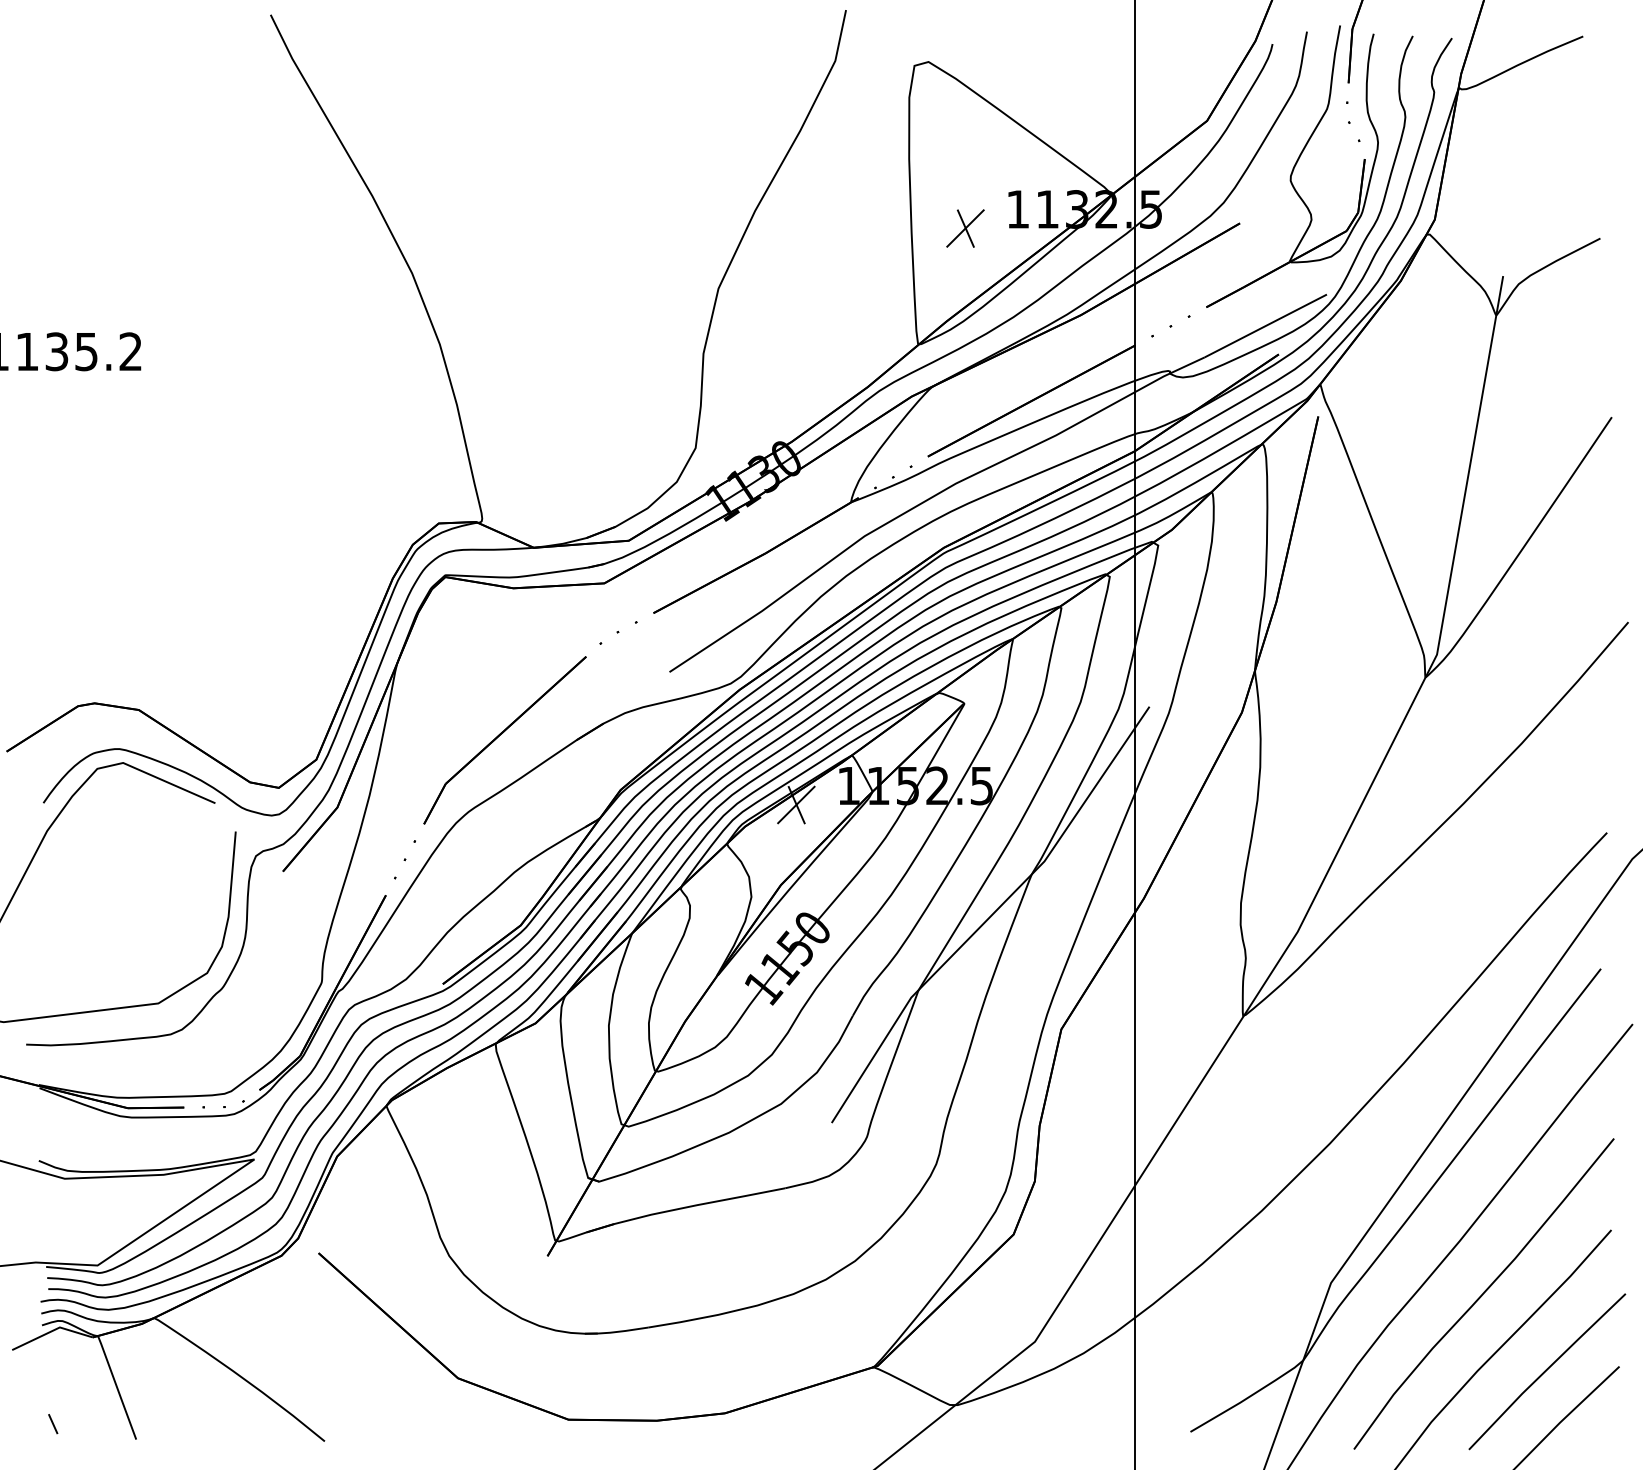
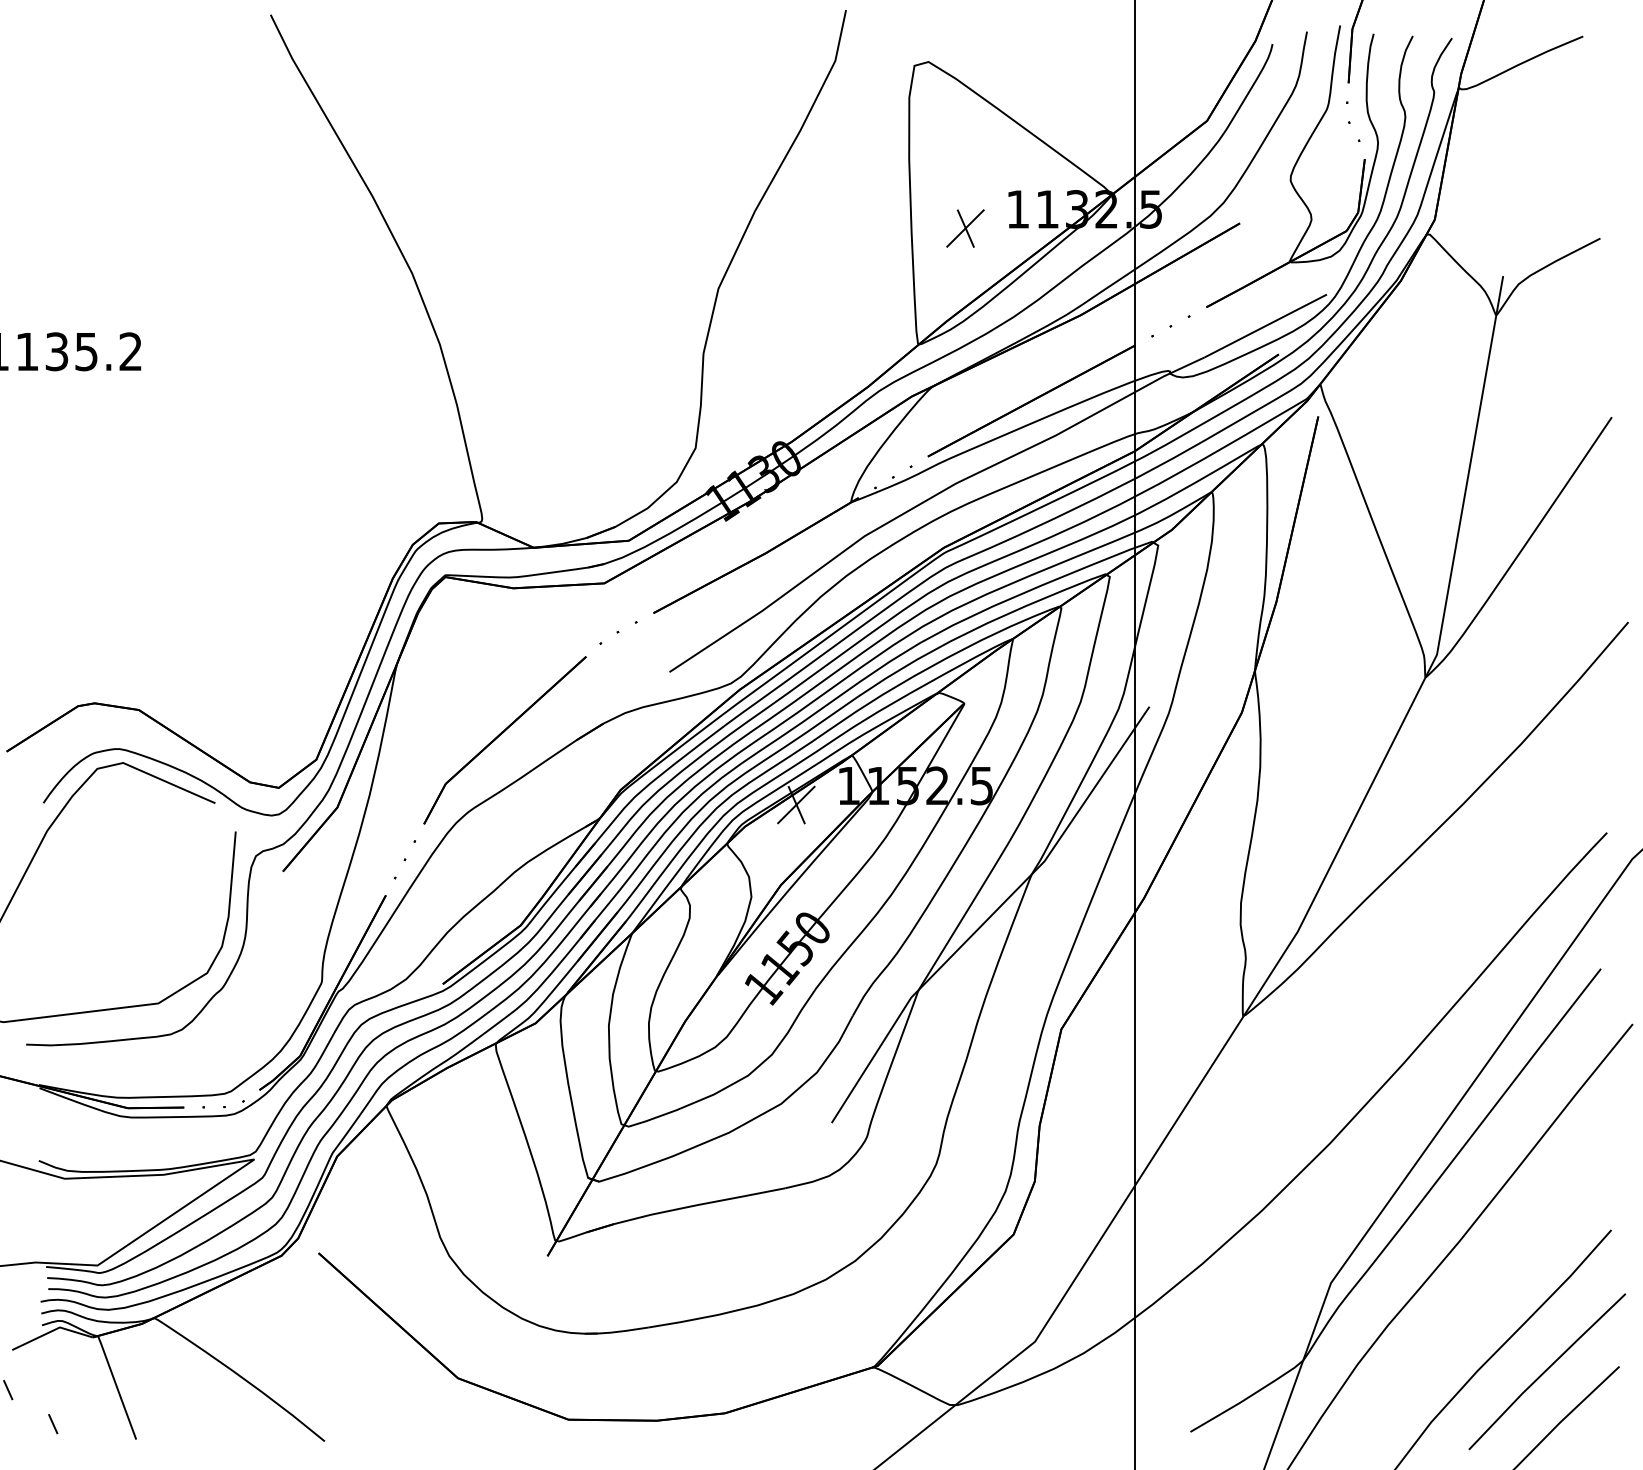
curve: present -> none (1483, 1293)
line: none -> present (8, 1390)
